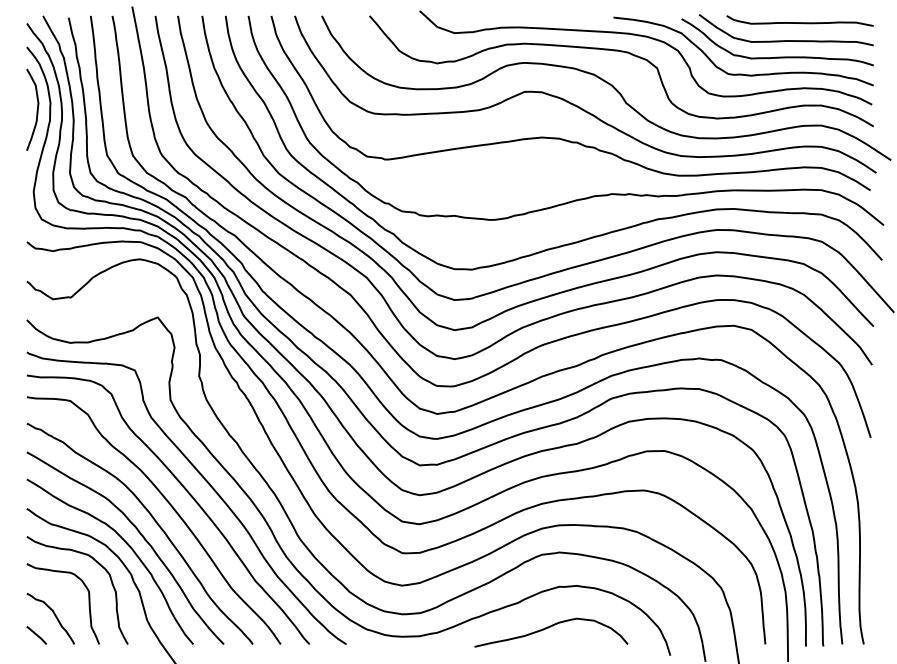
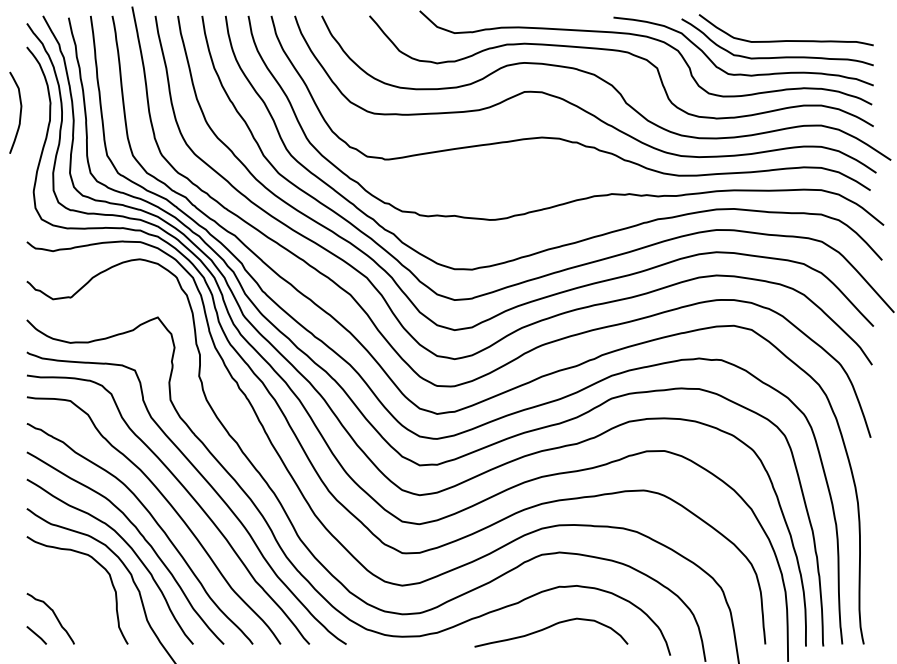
curve: present -> none (799, 22)
curve position: (36, 109) -> (19, 112) (19, 112)
curve: present -> none (88, 603)
